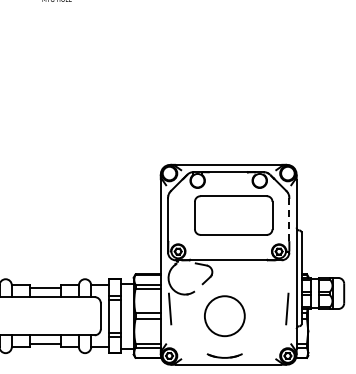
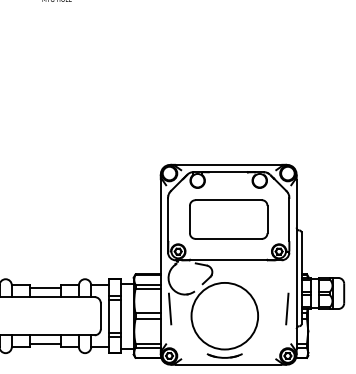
part position: (233, 215) -> (228, 219) (228, 219)
line: dashed -> solid (289, 219)
circle diameter: 40 px -> 67 px (224, 315)
